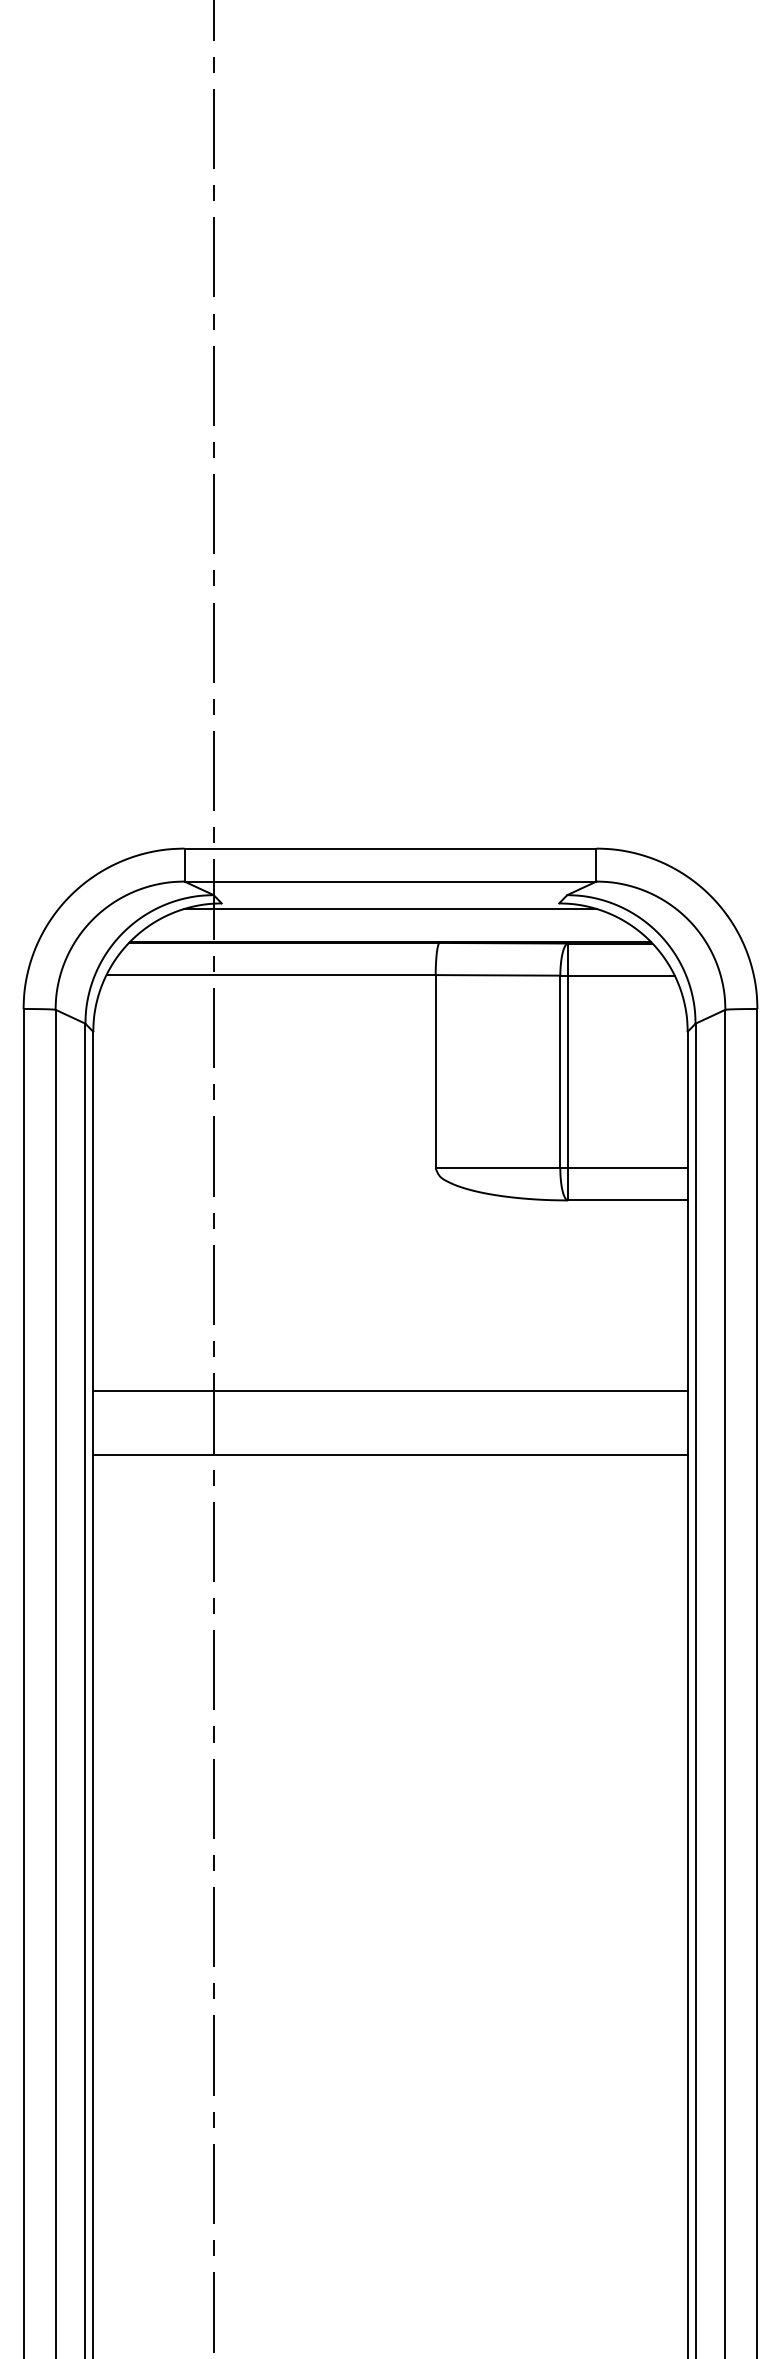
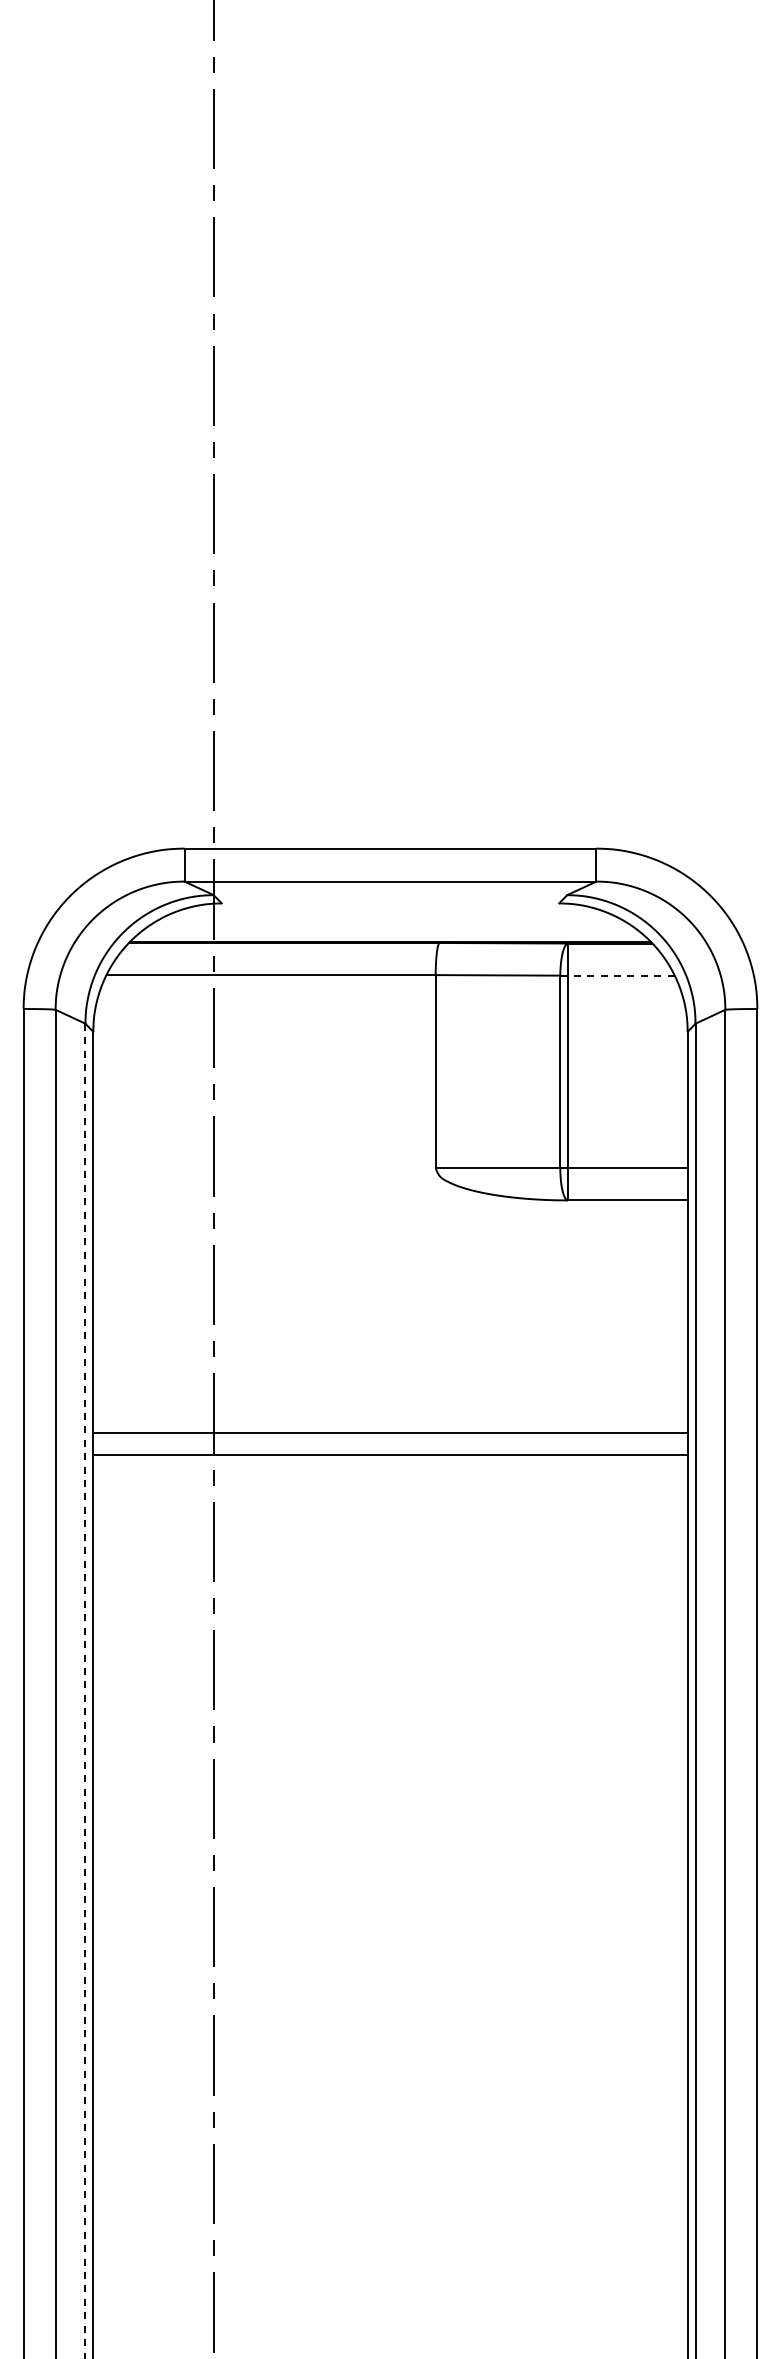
line: present -> none (390, 909)
line: solid -> dashed (618, 975)
line position: (390, 1390) -> (390, 1432) (390, 1432)
line: solid -> dashed (85, 1691)
